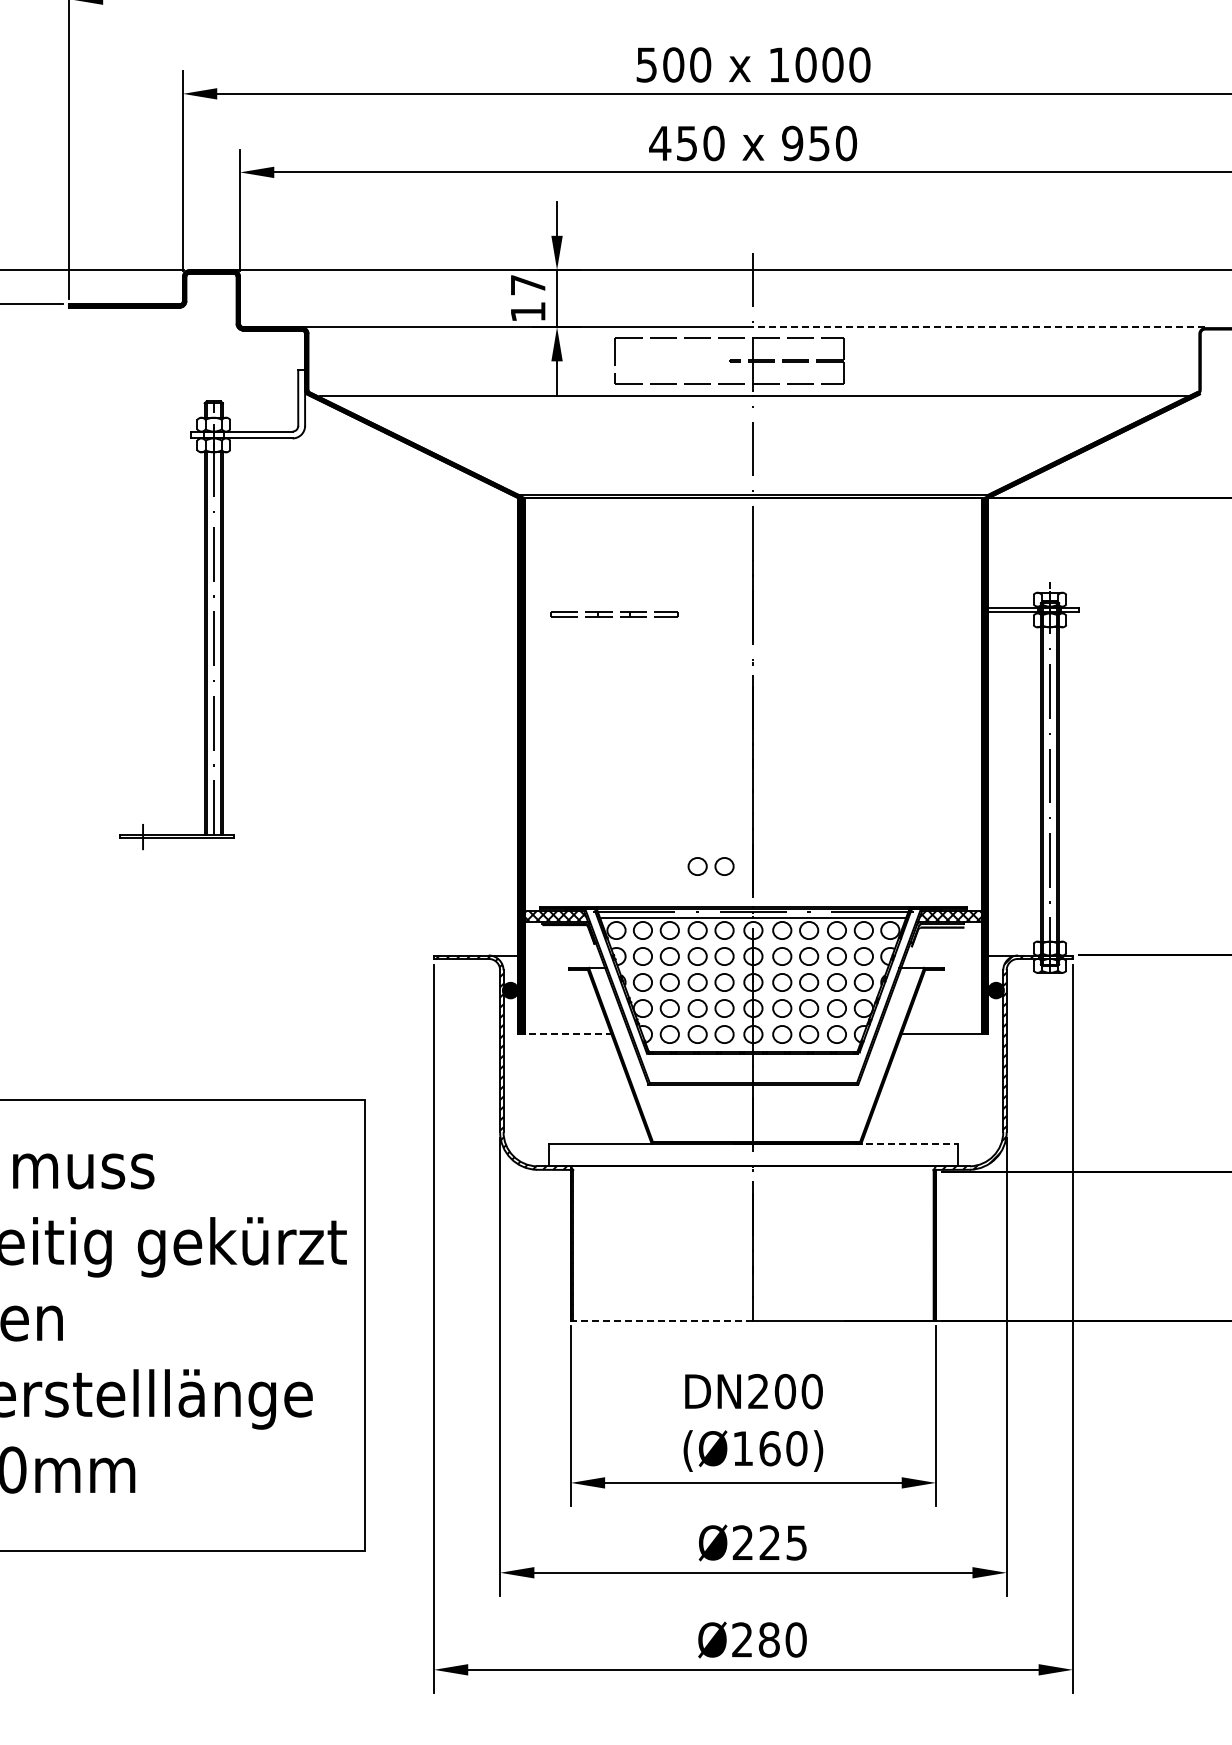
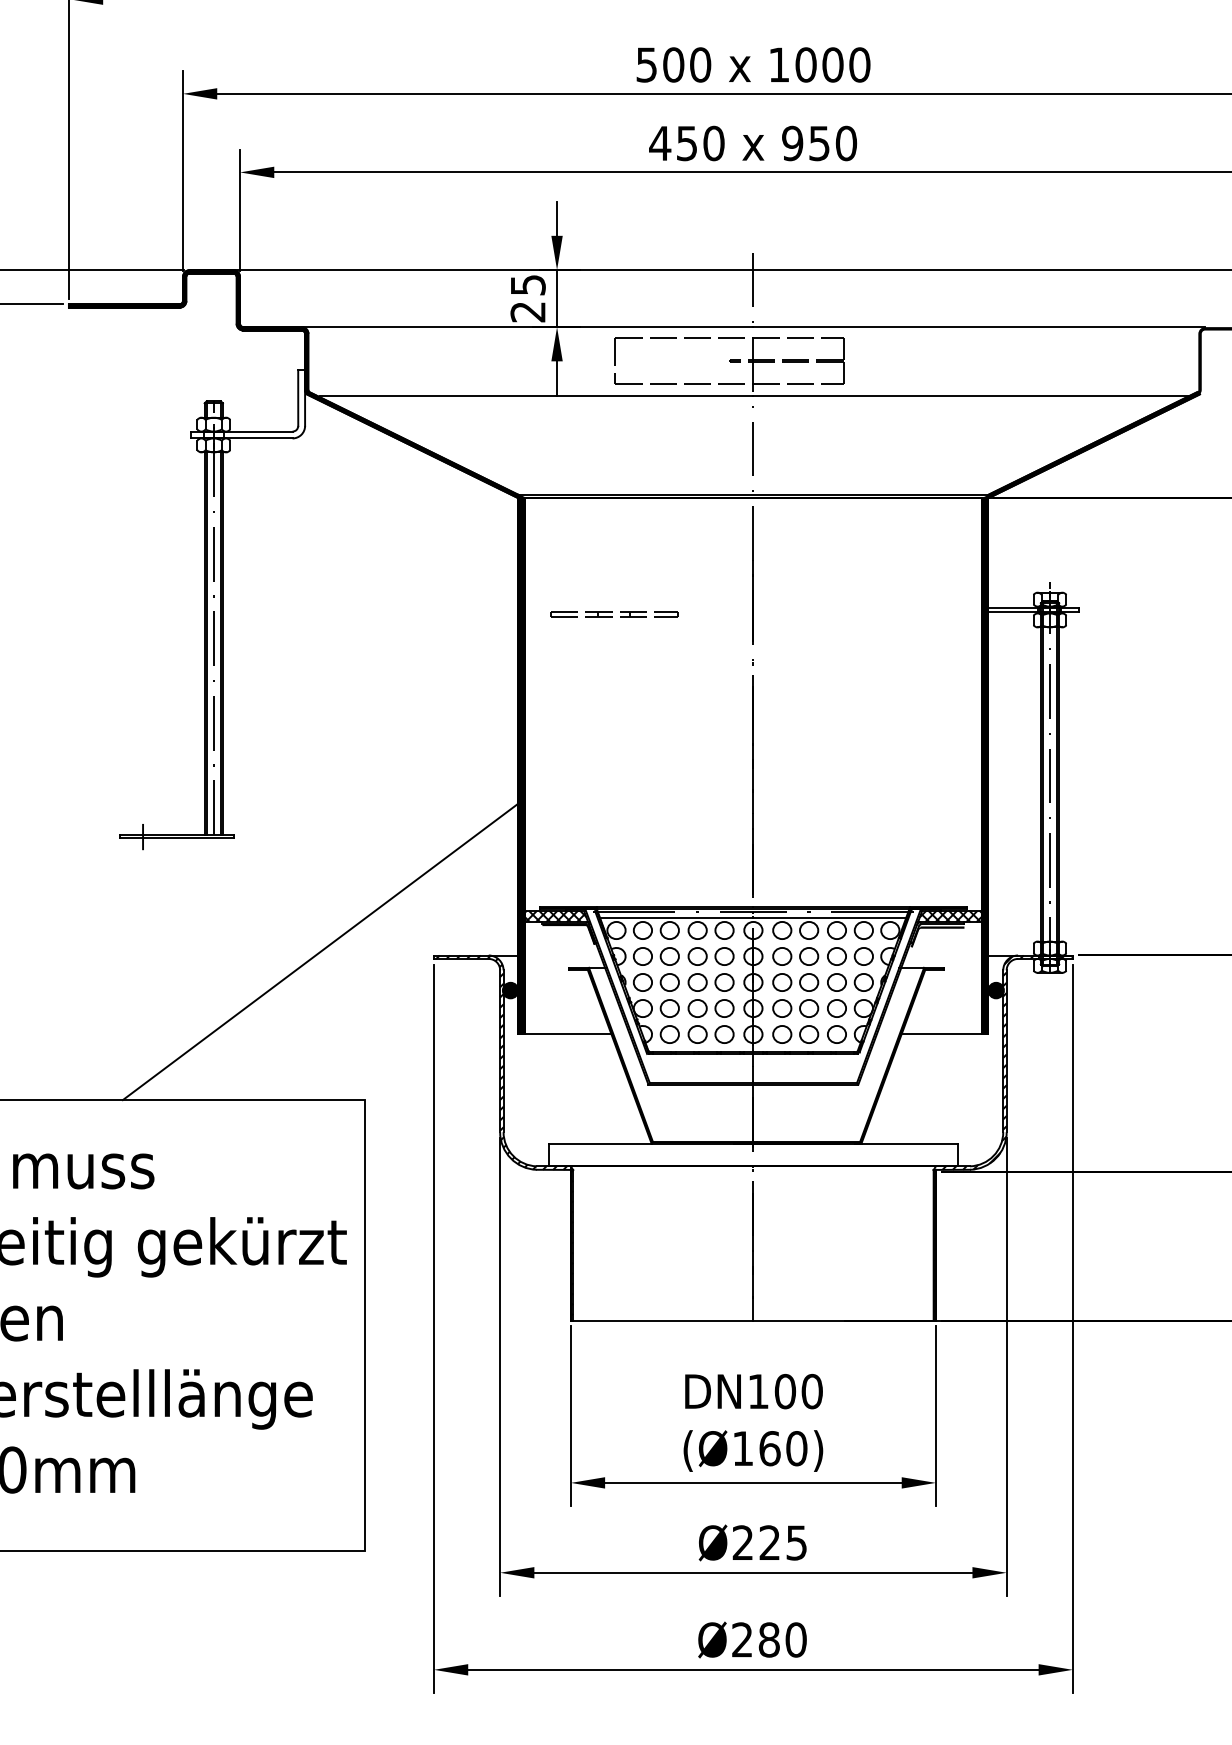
text: 17 -> 25 (527, 298)
line: dashed -> solid (979, 327)
part: present -> none (710, 866)
line: none -> present (322, 949)
line: dashed -> solid (564, 1034)
line: dashed -> solid (907, 1143)
line: dashed -> solid (661, 1320)
text: DN200 -> DN100 (758, 1390)
